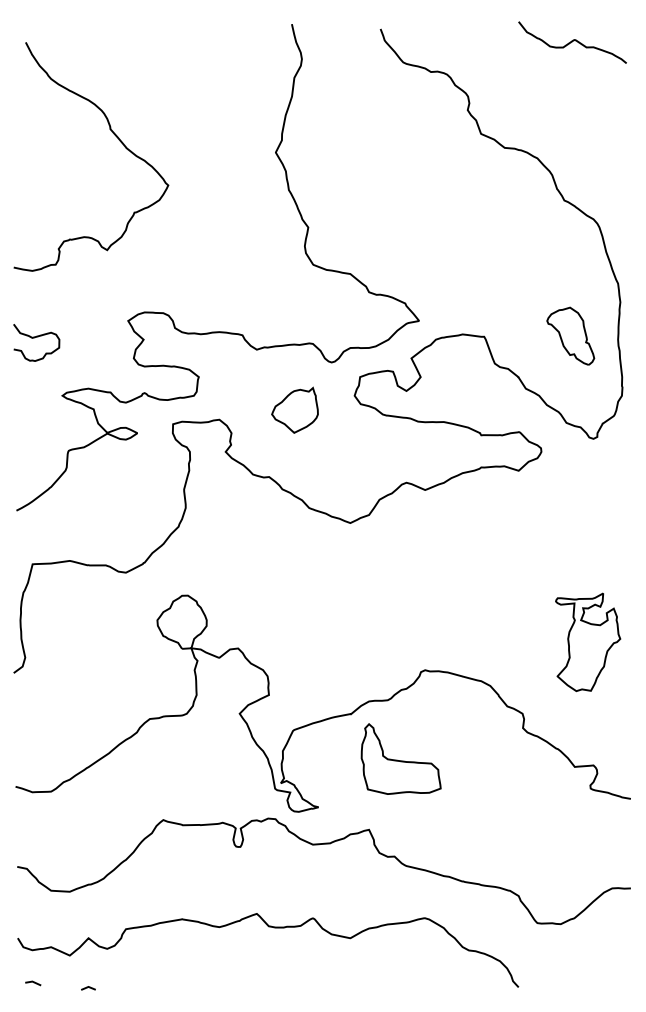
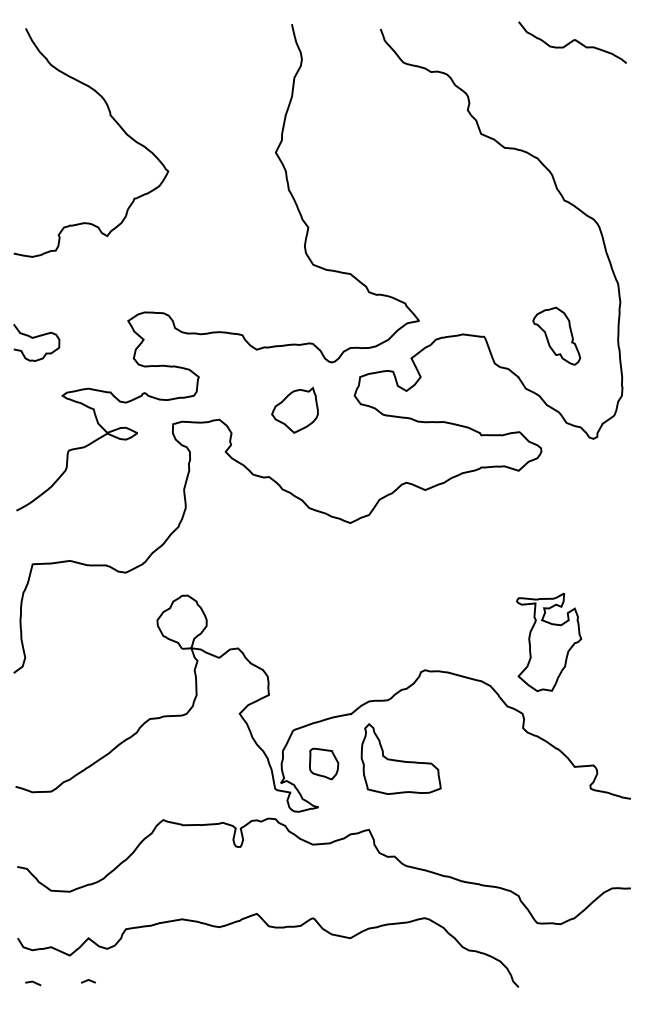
curve position: (113, 134) -> (113, 120) (113, 120)
part position: (570, 335) -> (556, 335) (556, 335)
part position: (588, 642) -> (549, 642) (549, 642)
part: none -> present (324, 763)
line position: (88, 987) -> (88, 980) (88, 980)
